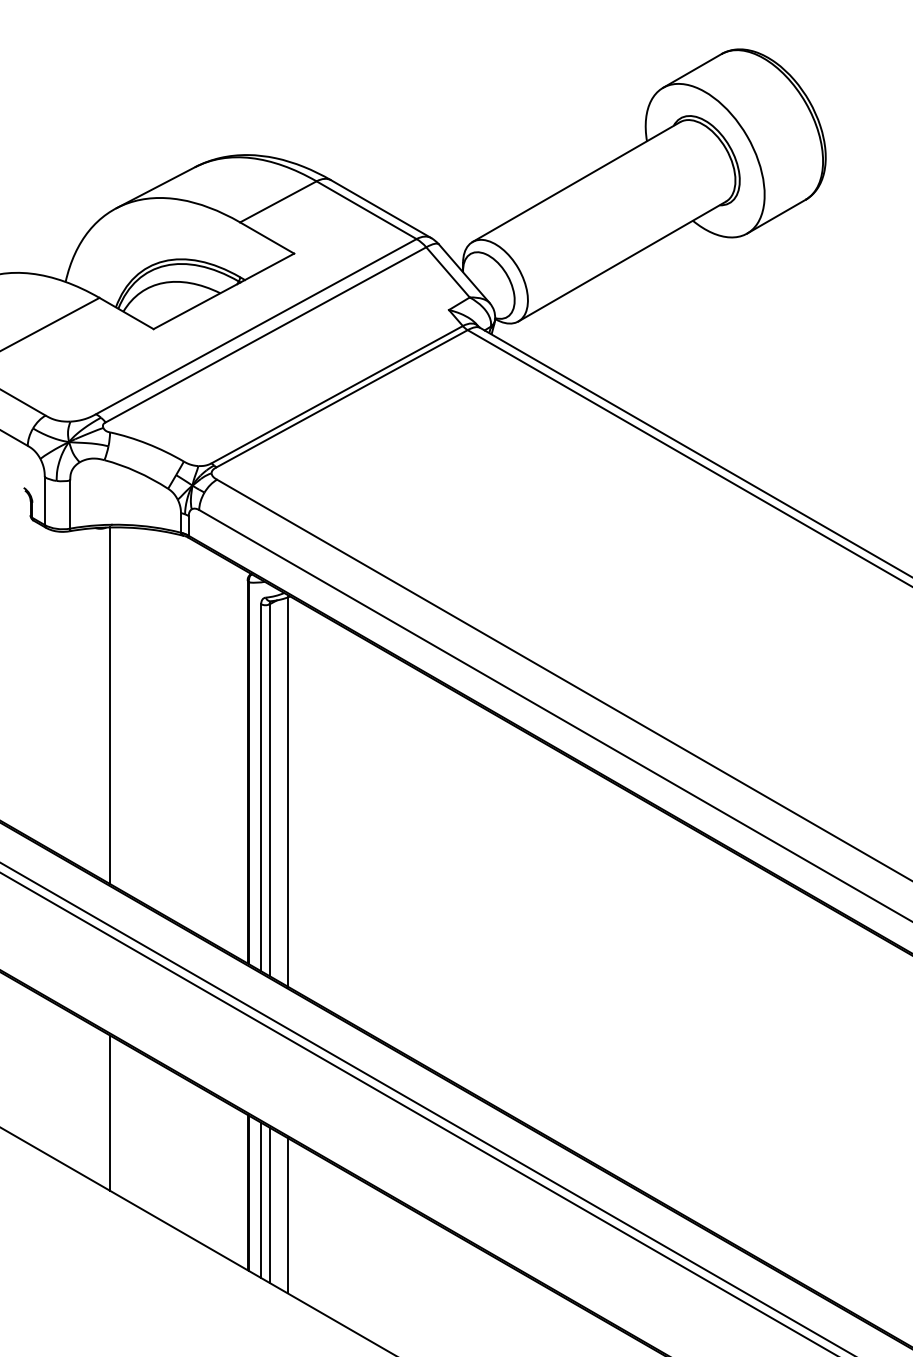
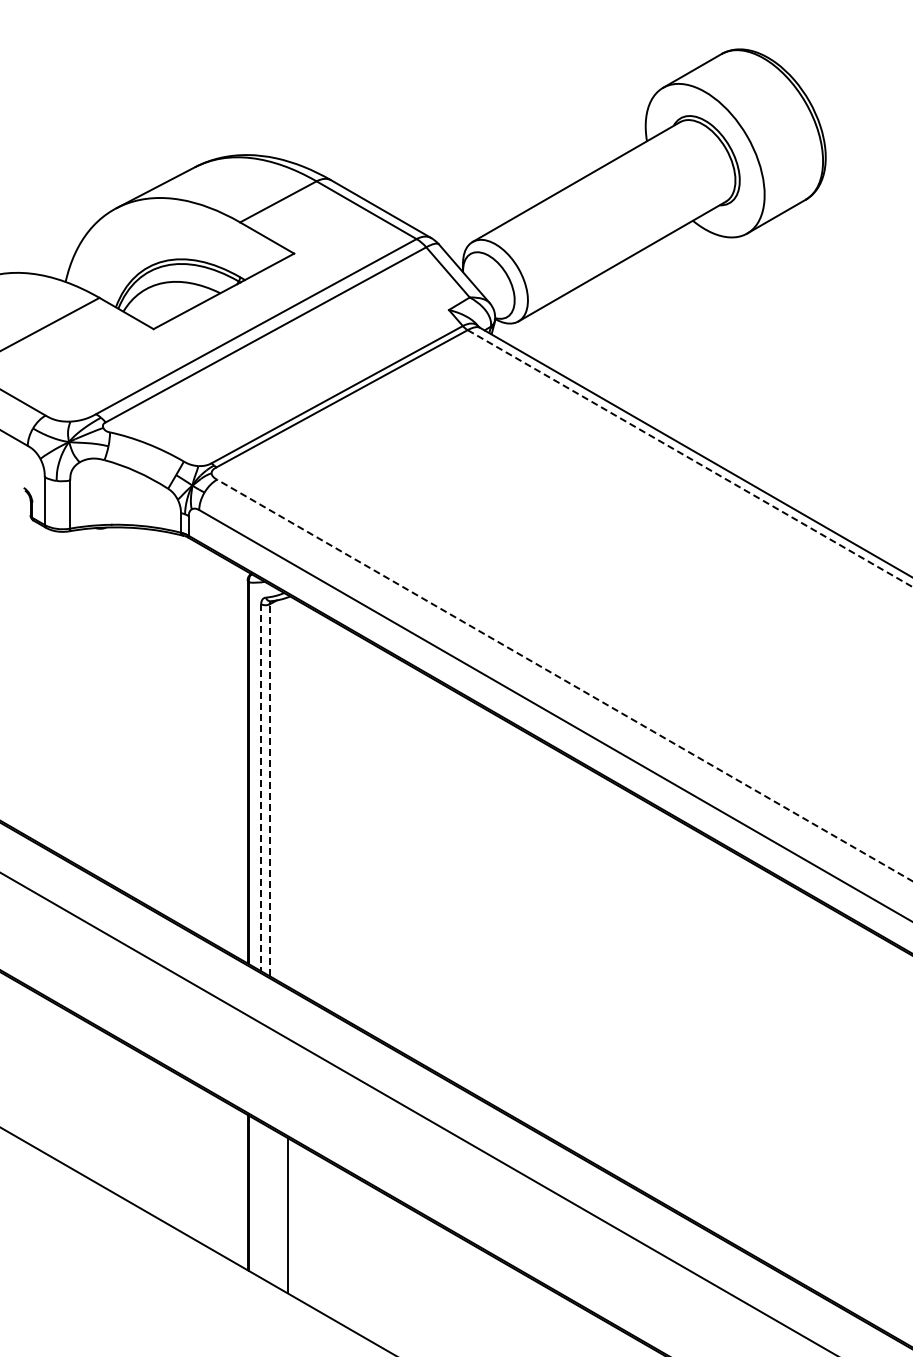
line: solid -> dashed (690, 458)
line: solid -> dashed (564, 680)
line: present -> none (110, 705)
line: solid -> dashed (261, 787)
line: solid -> dashed (269, 790)
line: present -> none (287, 791)
line: present -> none (426, 1108)
line: present -> none (110, 1112)
line: present -> none (261, 1200)
line: present -> none (269, 1204)
